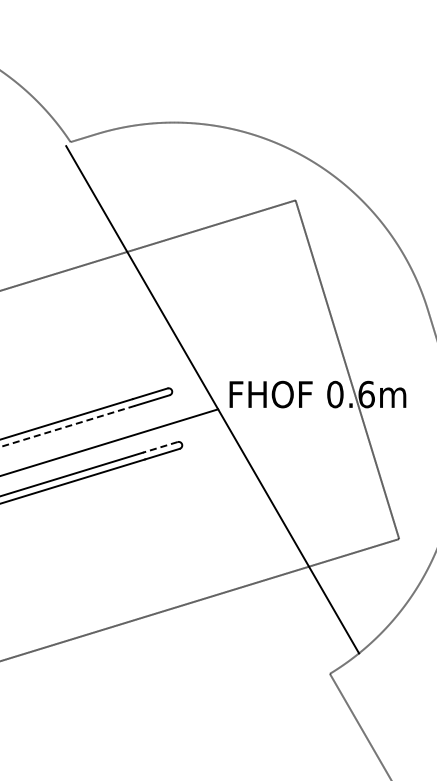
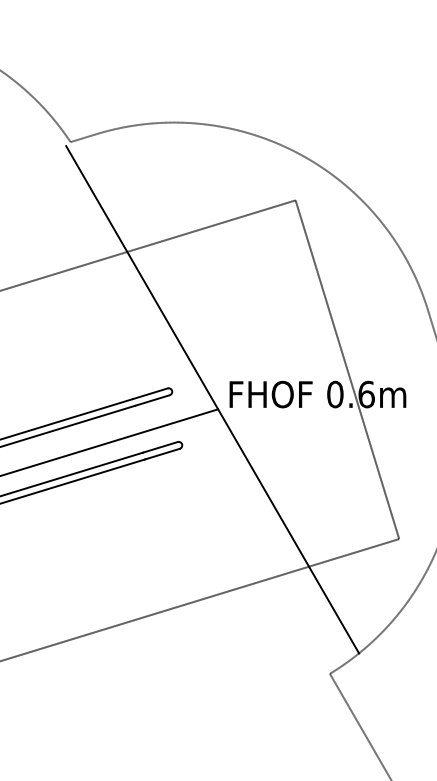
line: dashed -> solid (68, 426)
line: dashed -> solid (159, 447)
